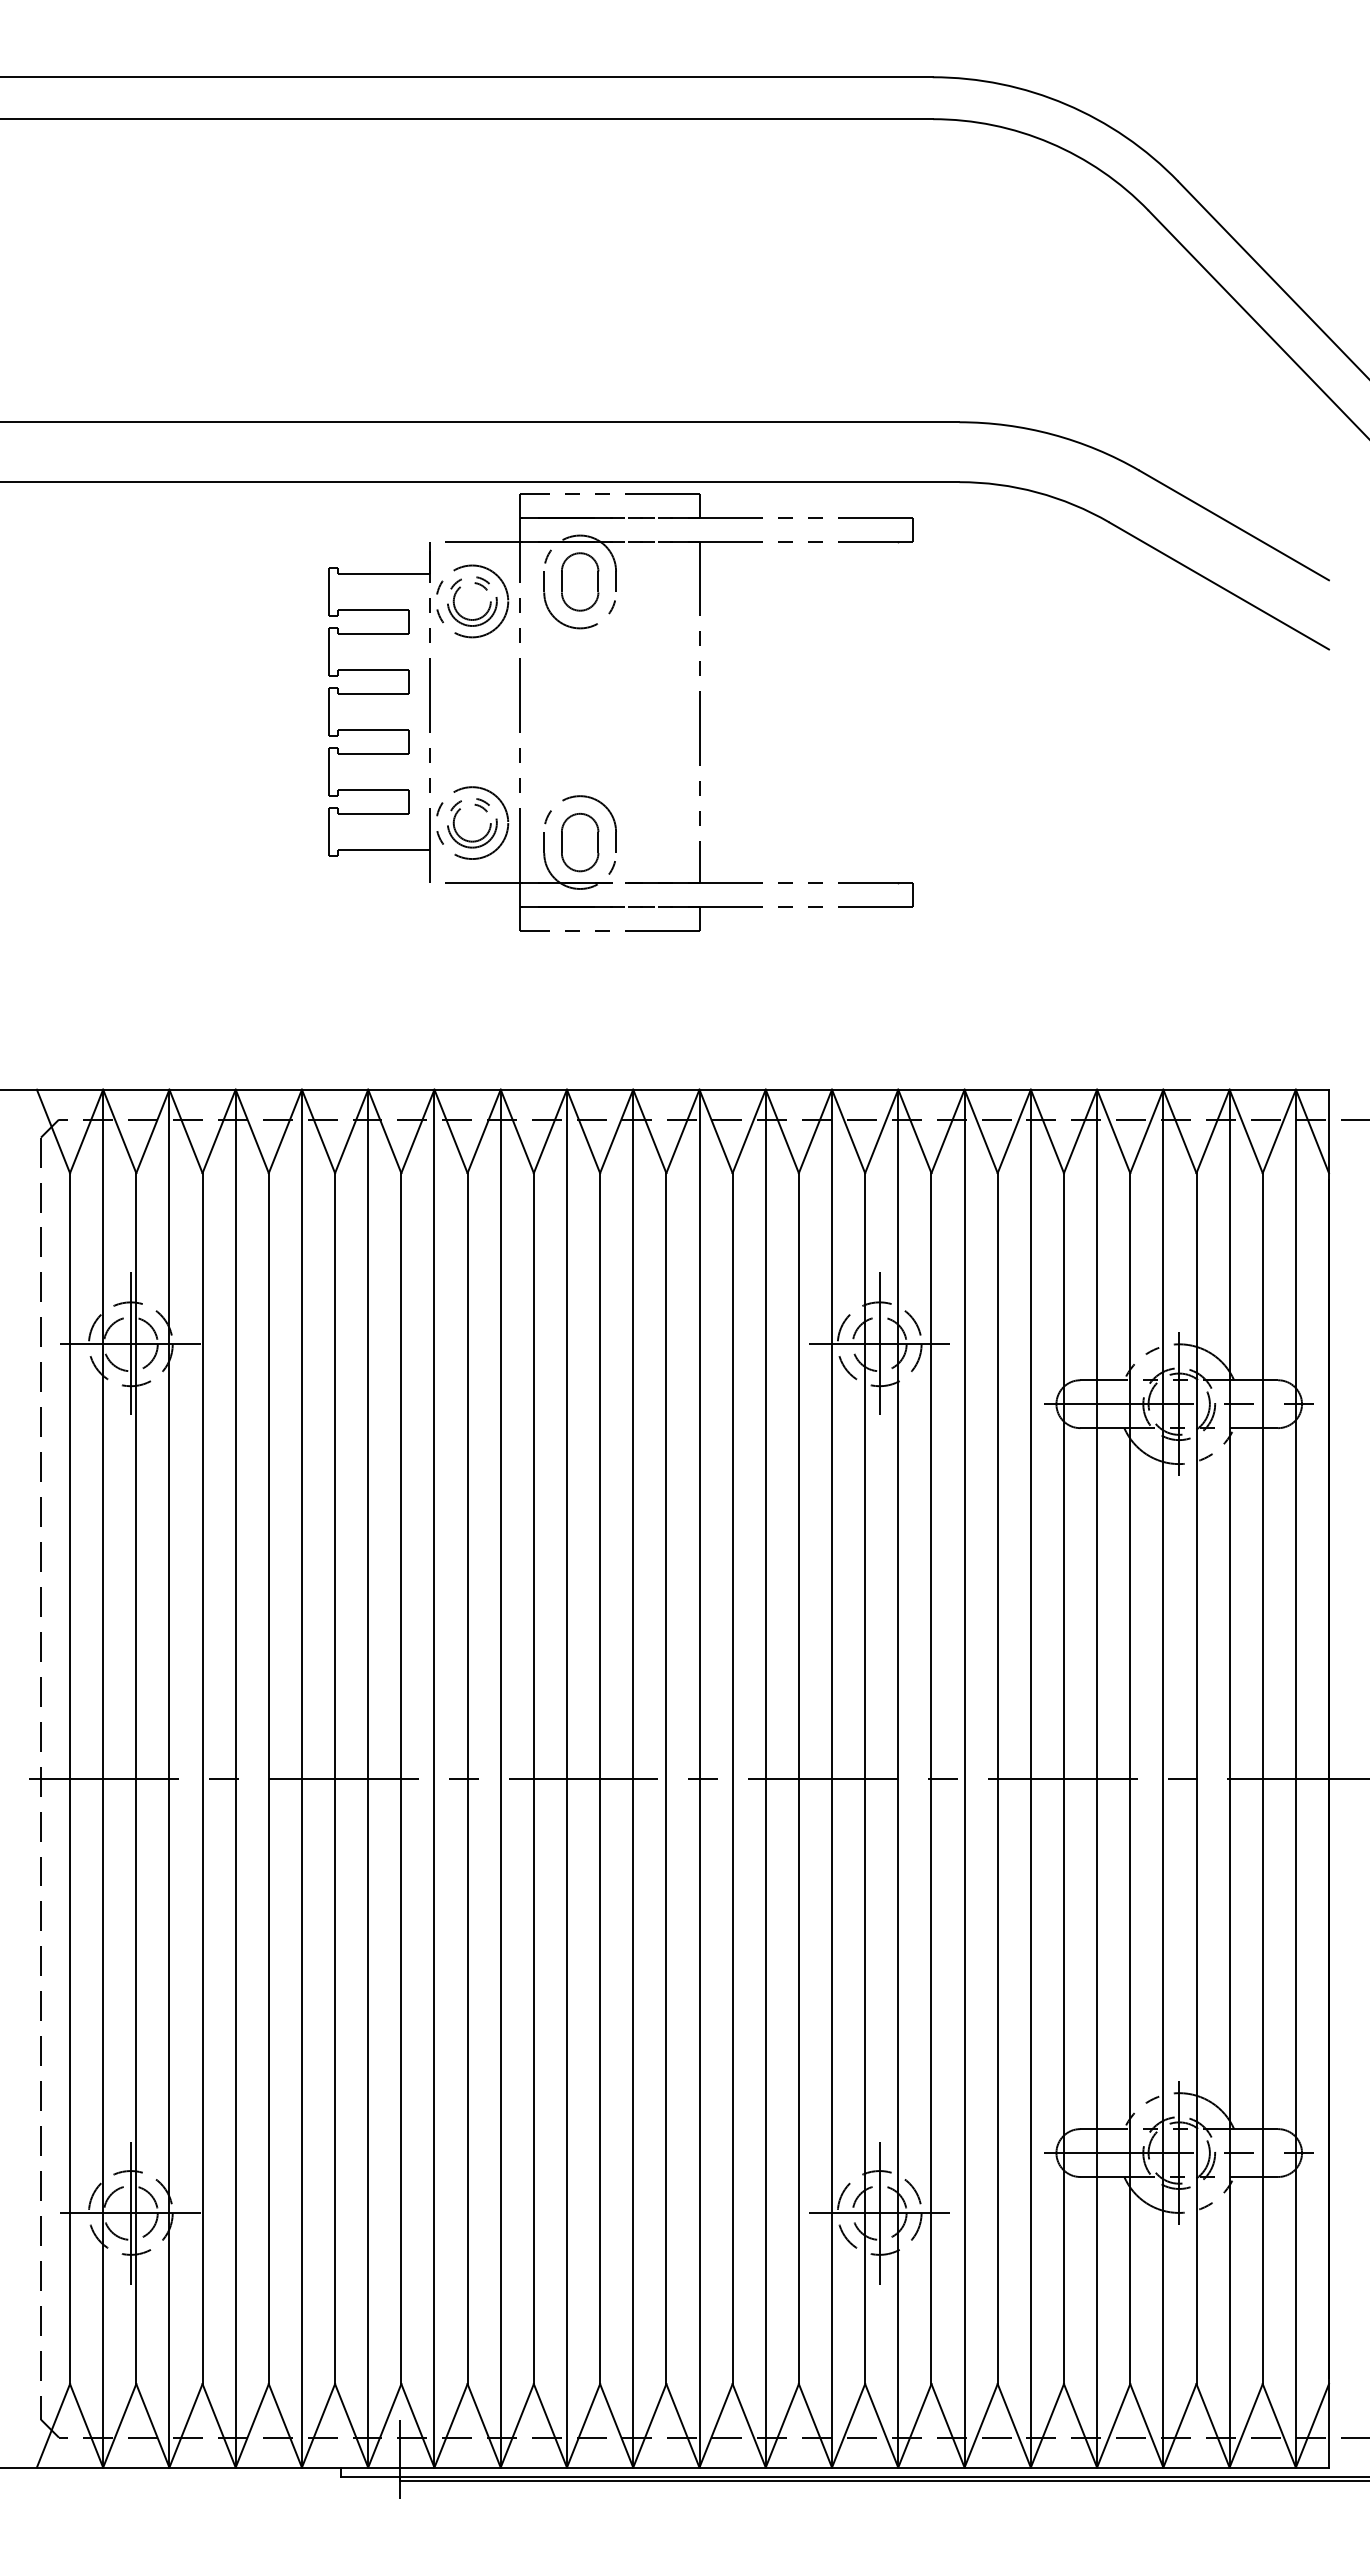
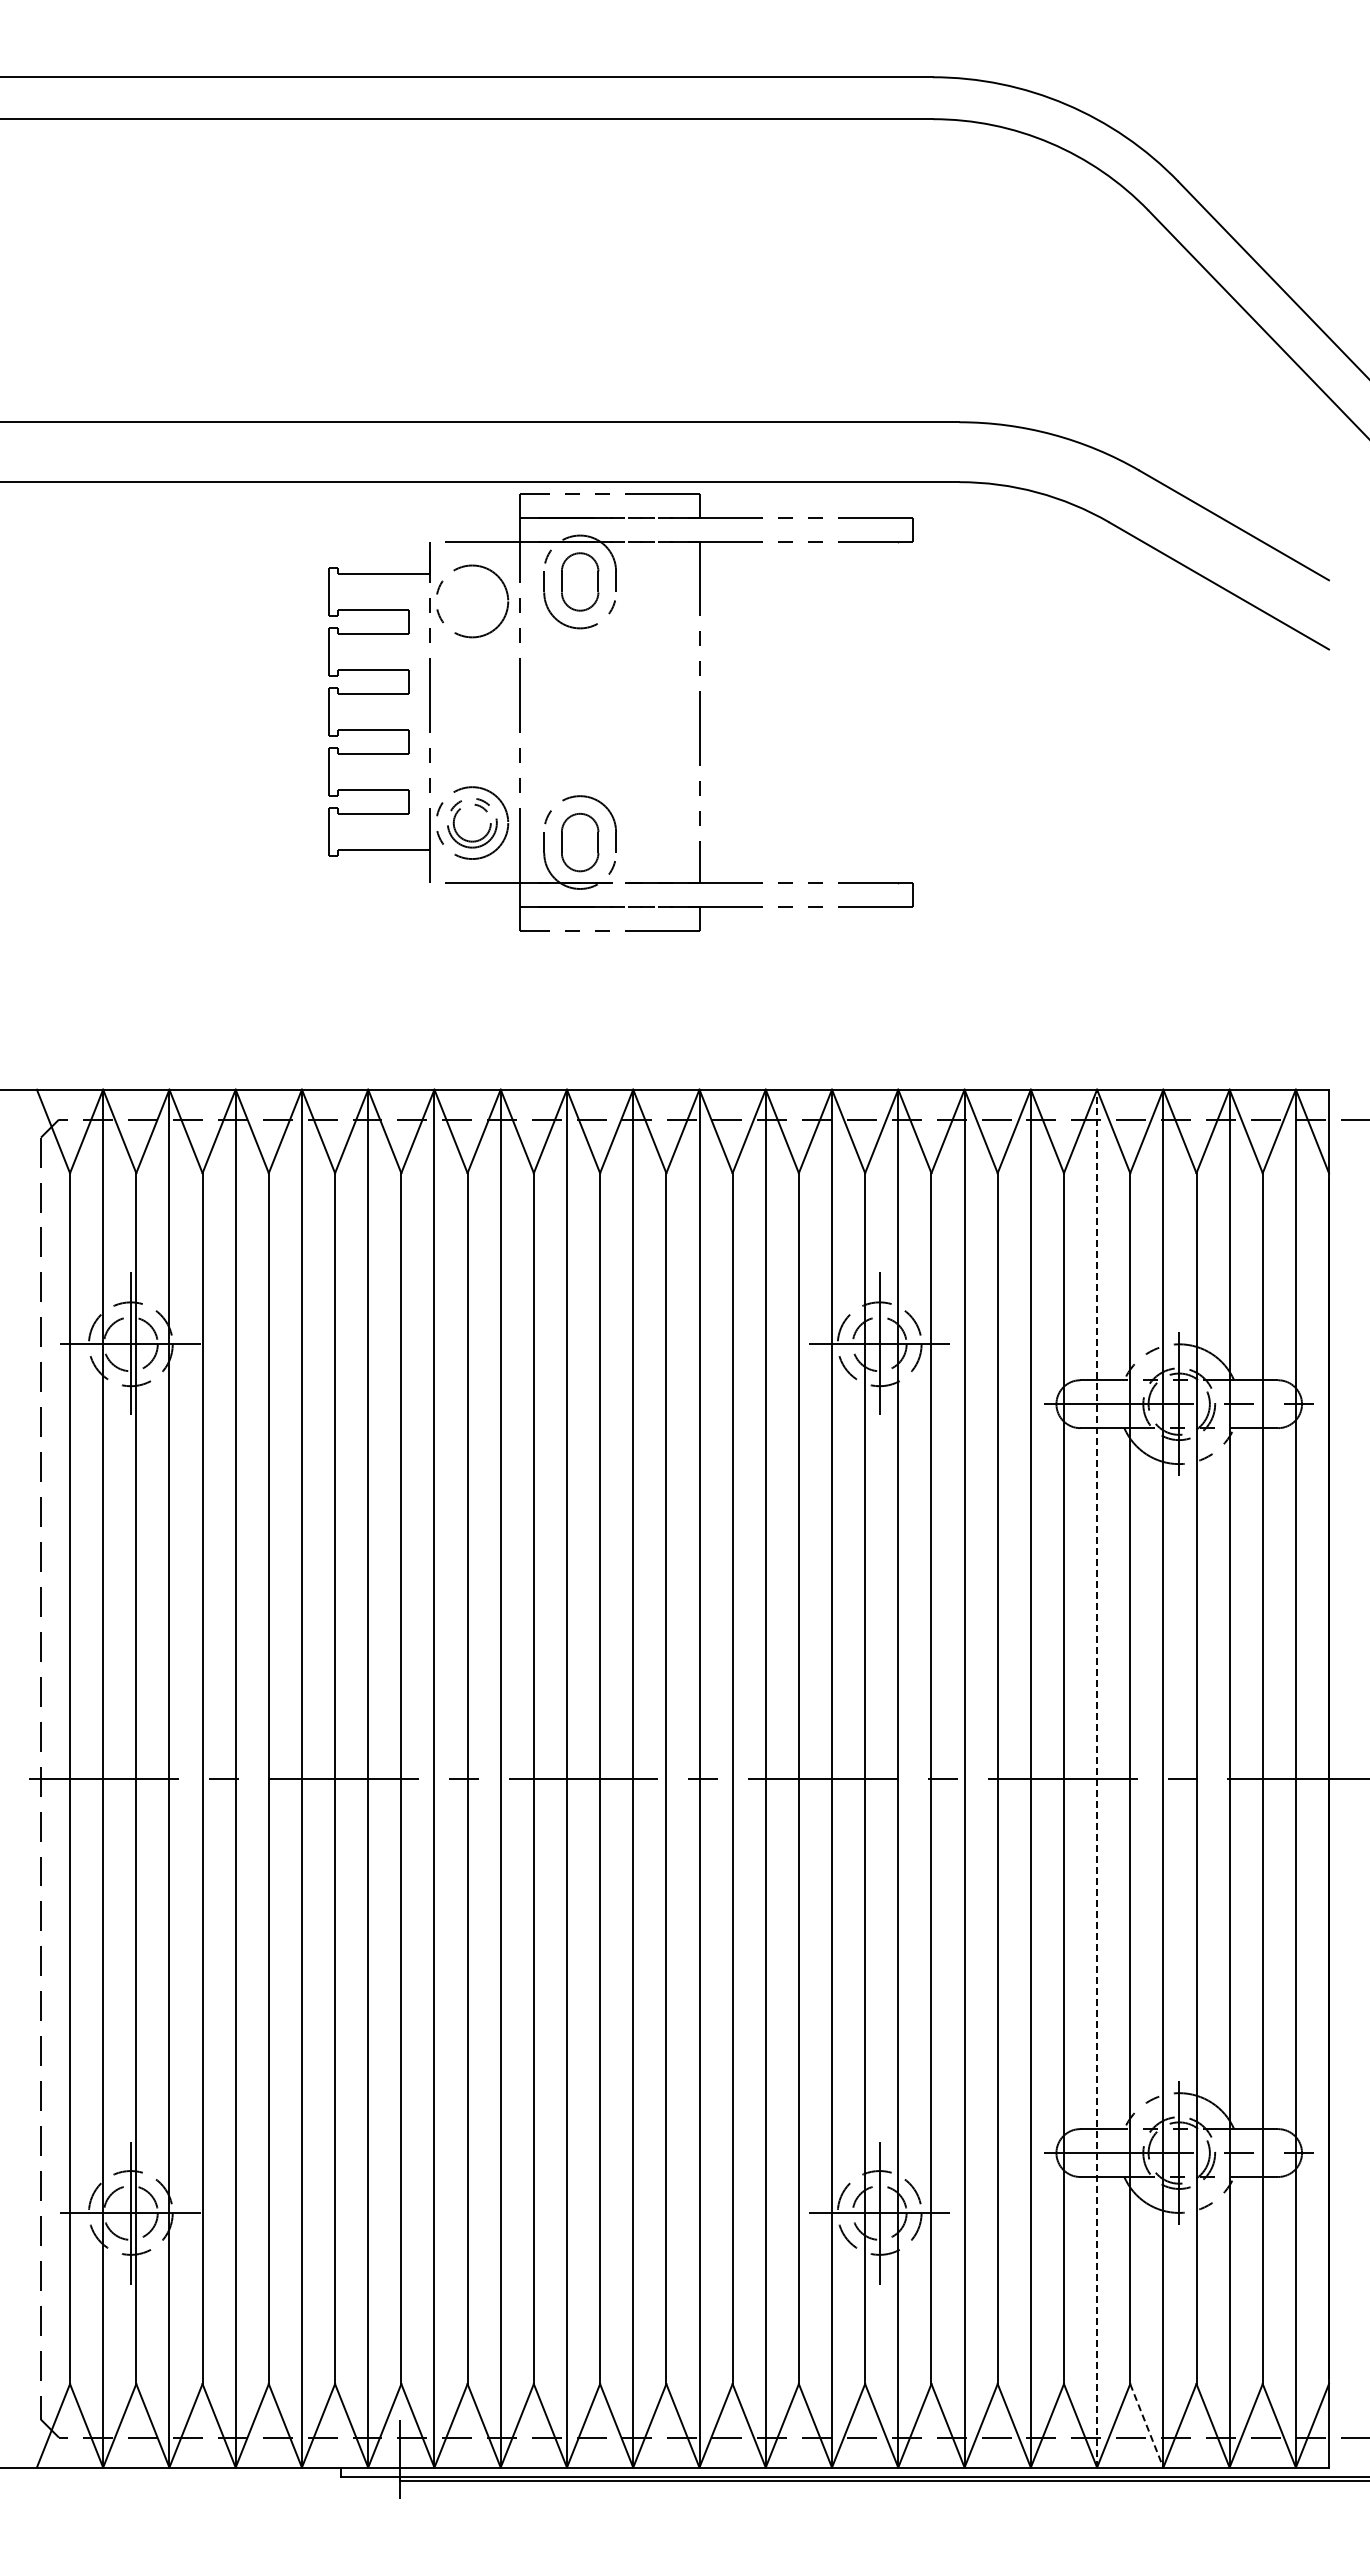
part: present -> none (488, 607)
line: solid -> dashed (1097, 1778)
line: solid -> dashed (1146, 2425)
